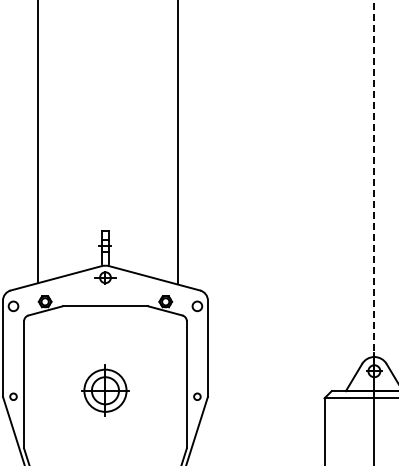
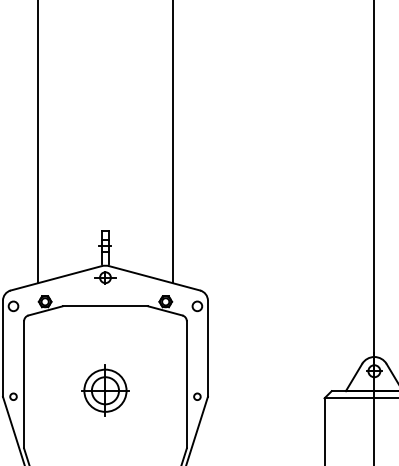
line position: (178, 142) -> (173, 142) (173, 142)
line: dashed -> solid (374, 186)
